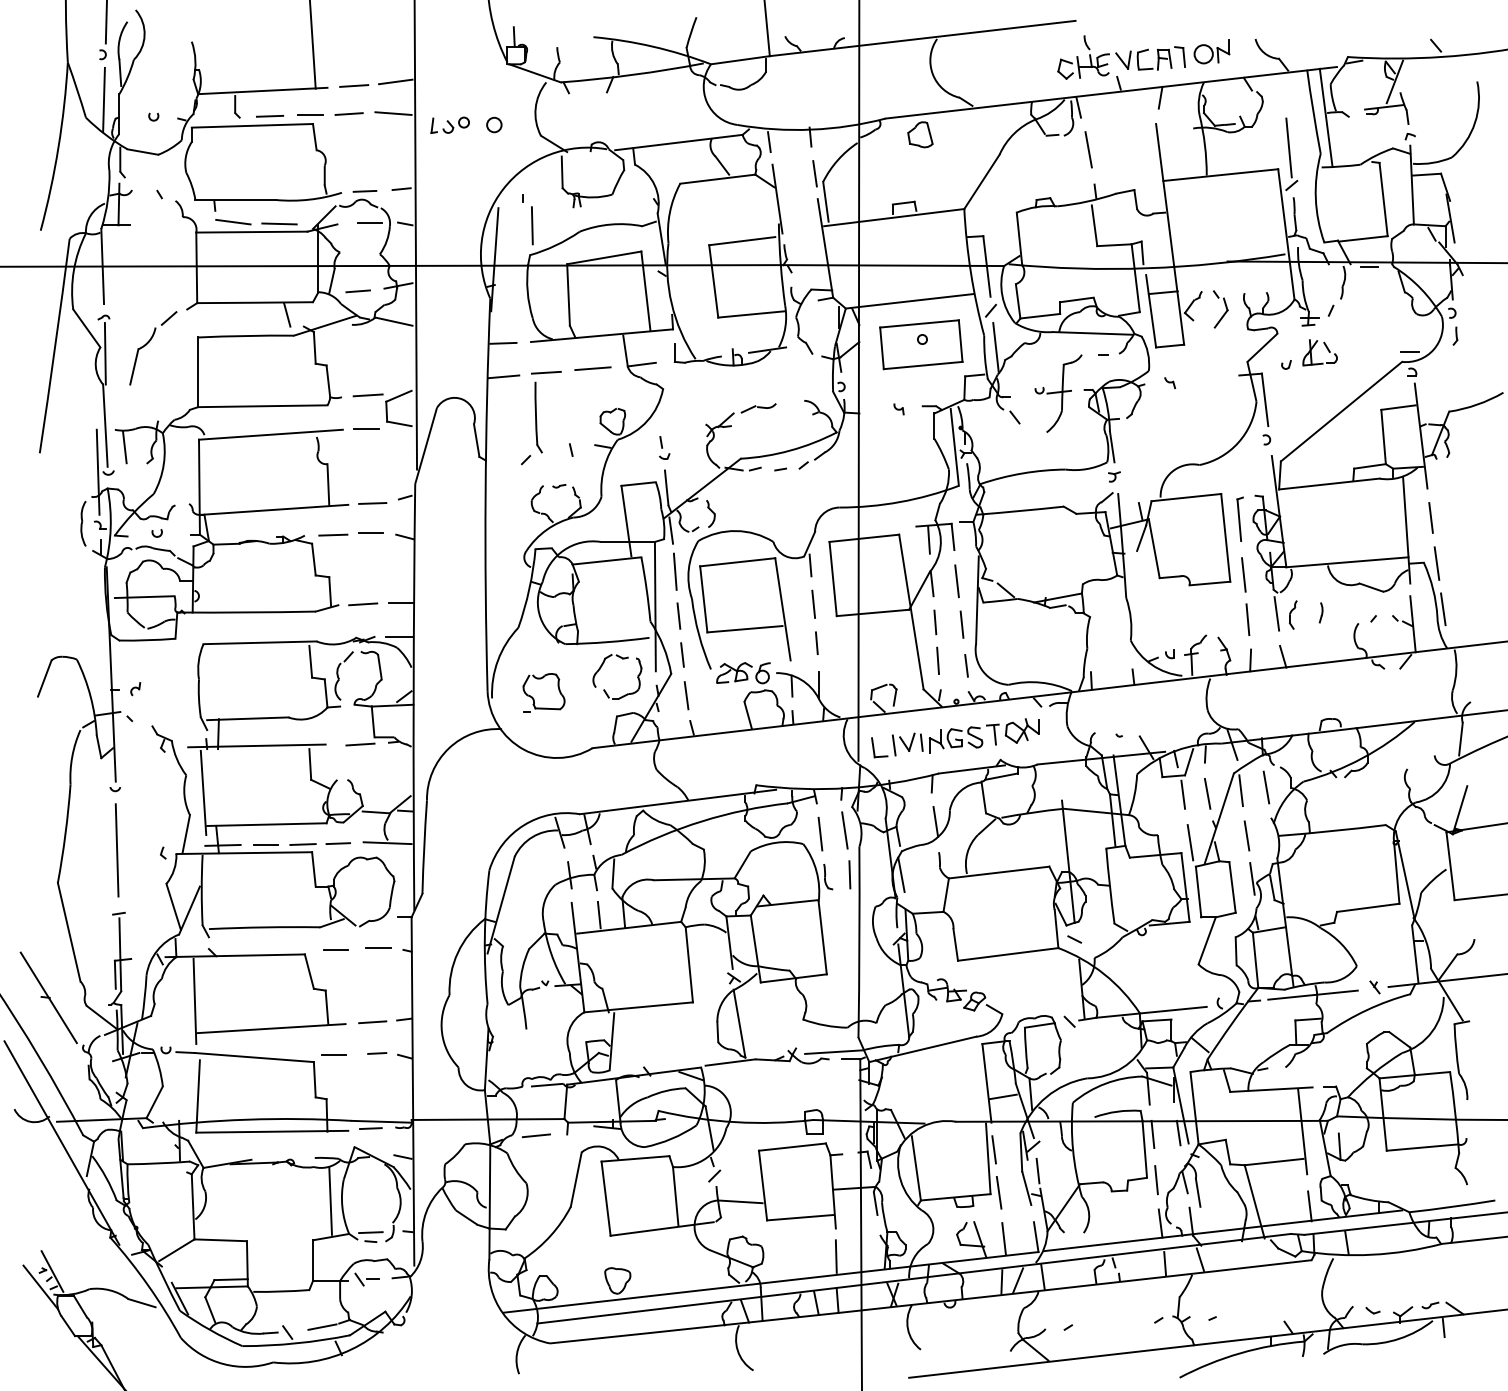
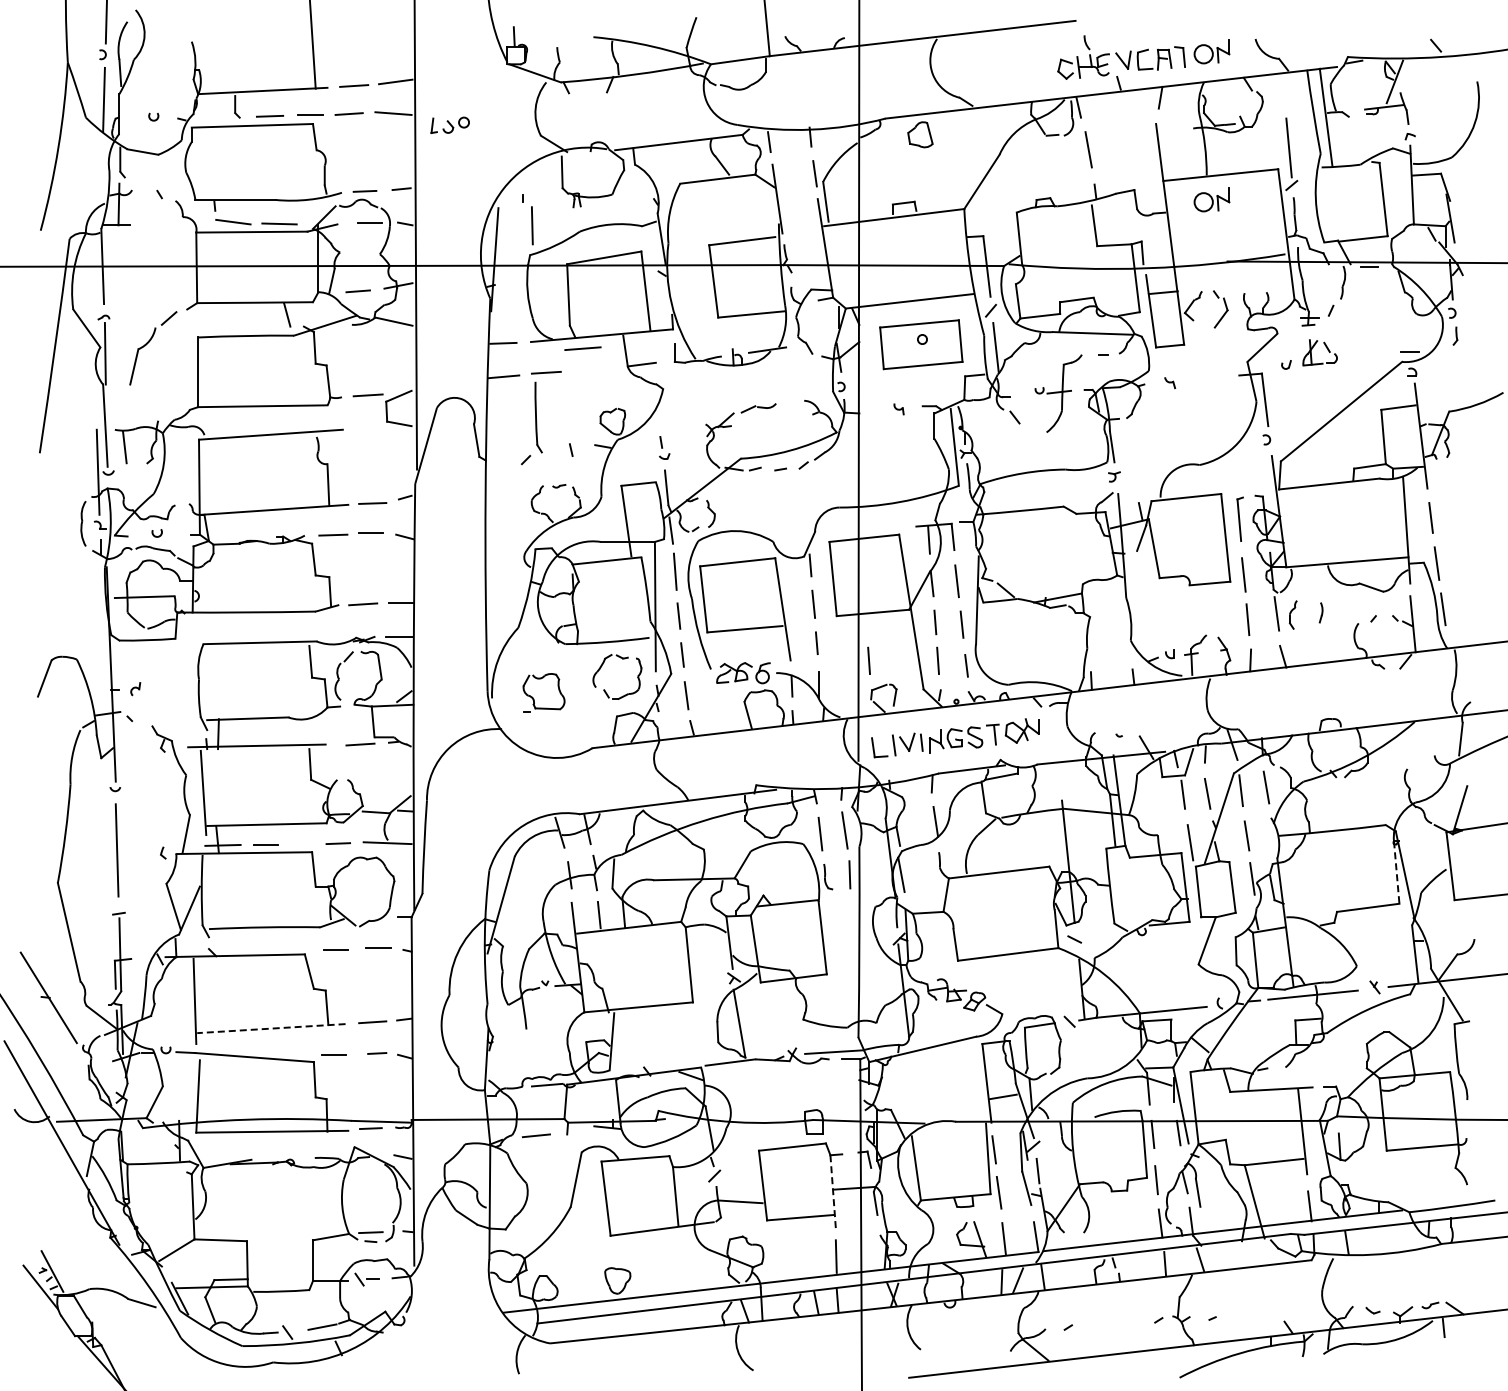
circle: present -> none (494, 124)
part: none -> present (1211, 199)
line position: (592, 368) -> (582, 348) (582, 348)
line: present -> none (366, 428)
line: none -> present (868, 660)
line: present -> none (302, 844)
line: solid -> dashed (1396, 873)
line: solid -> dashed (270, 1028)
line: solid -> dashed (833, 1191)
line: present -> none (330, 1200)
